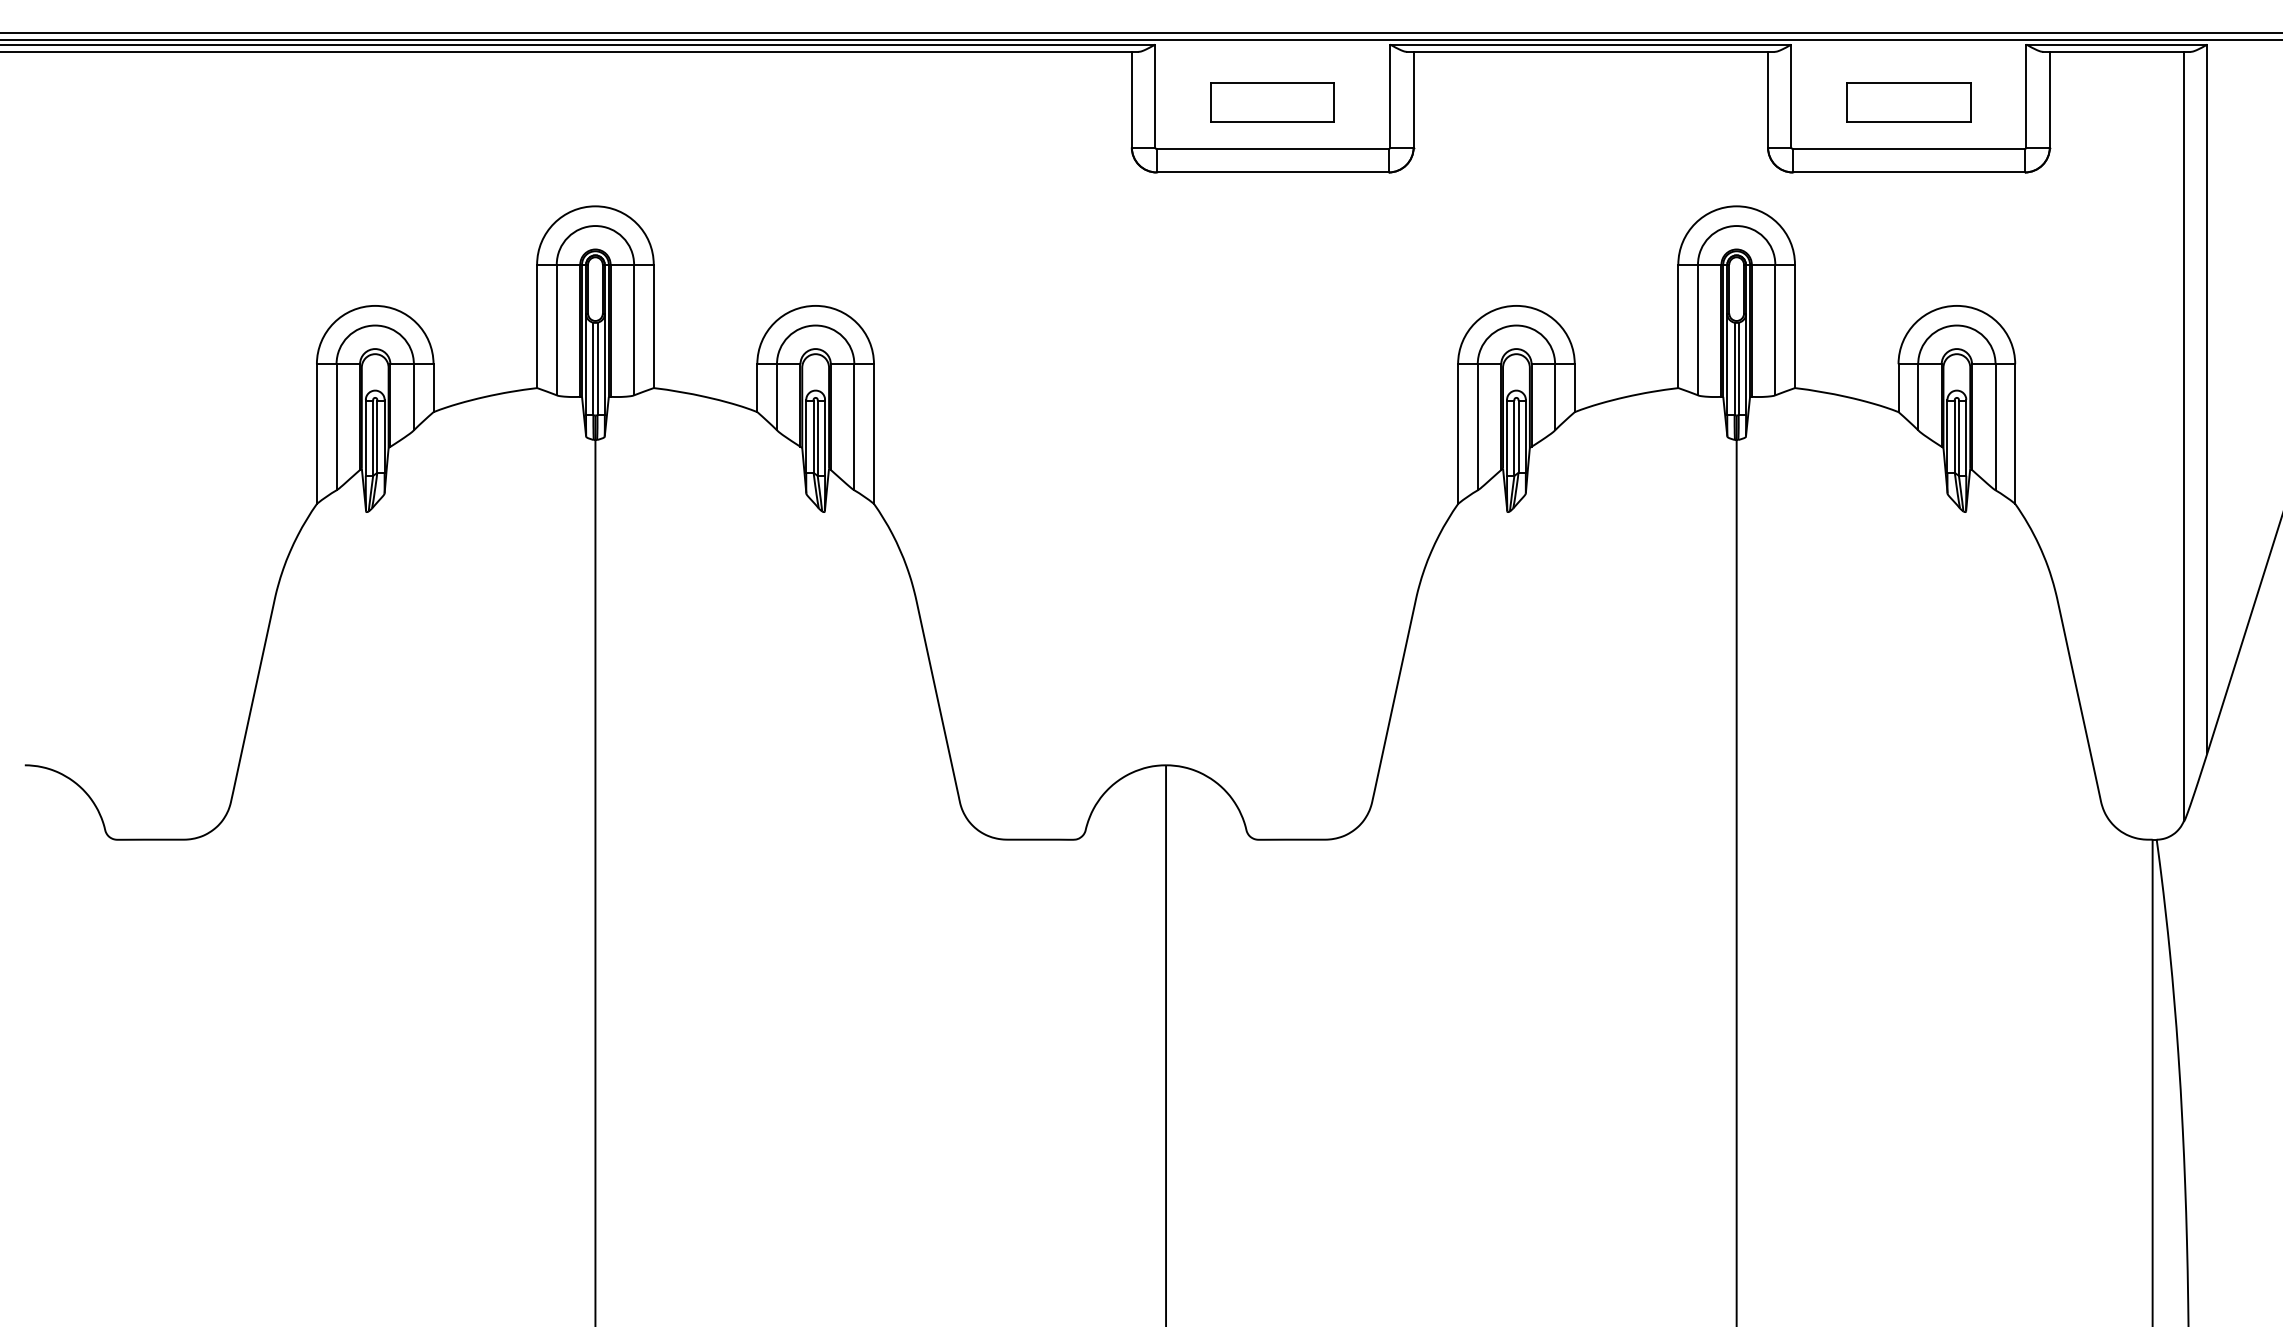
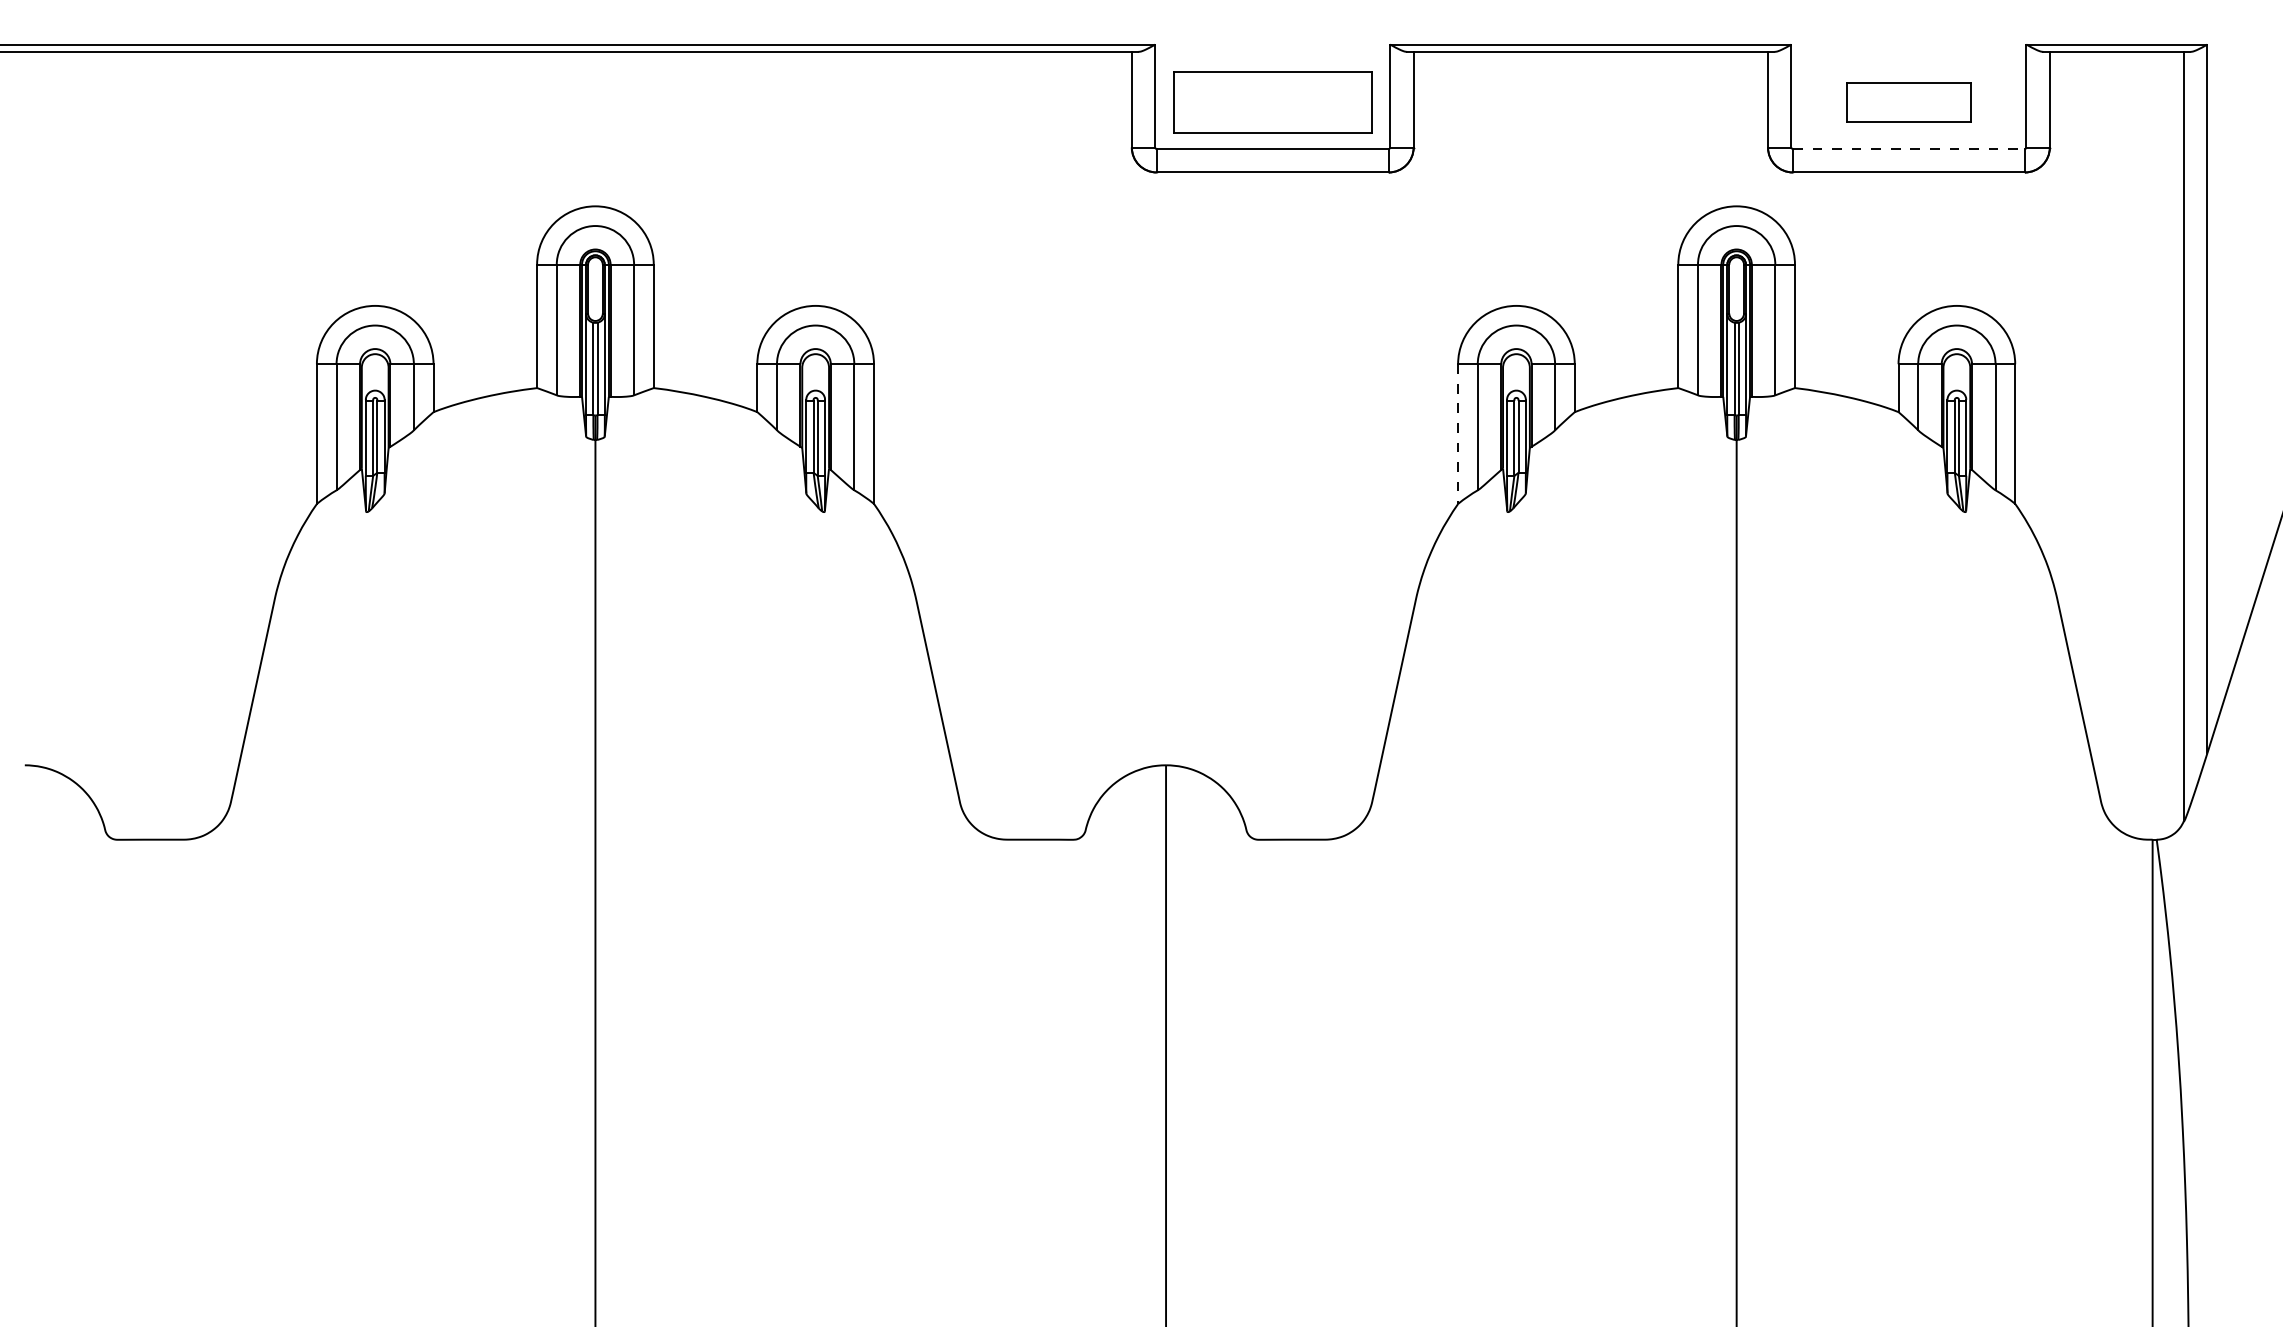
line: present -> none (1140, 32)
line: present -> none (1140, 39)
part size: 125x41 px -> 200x63 px (1272, 102)
line: solid -> dashed (1908, 148)
line: solid -> dashed (1458, 434)
